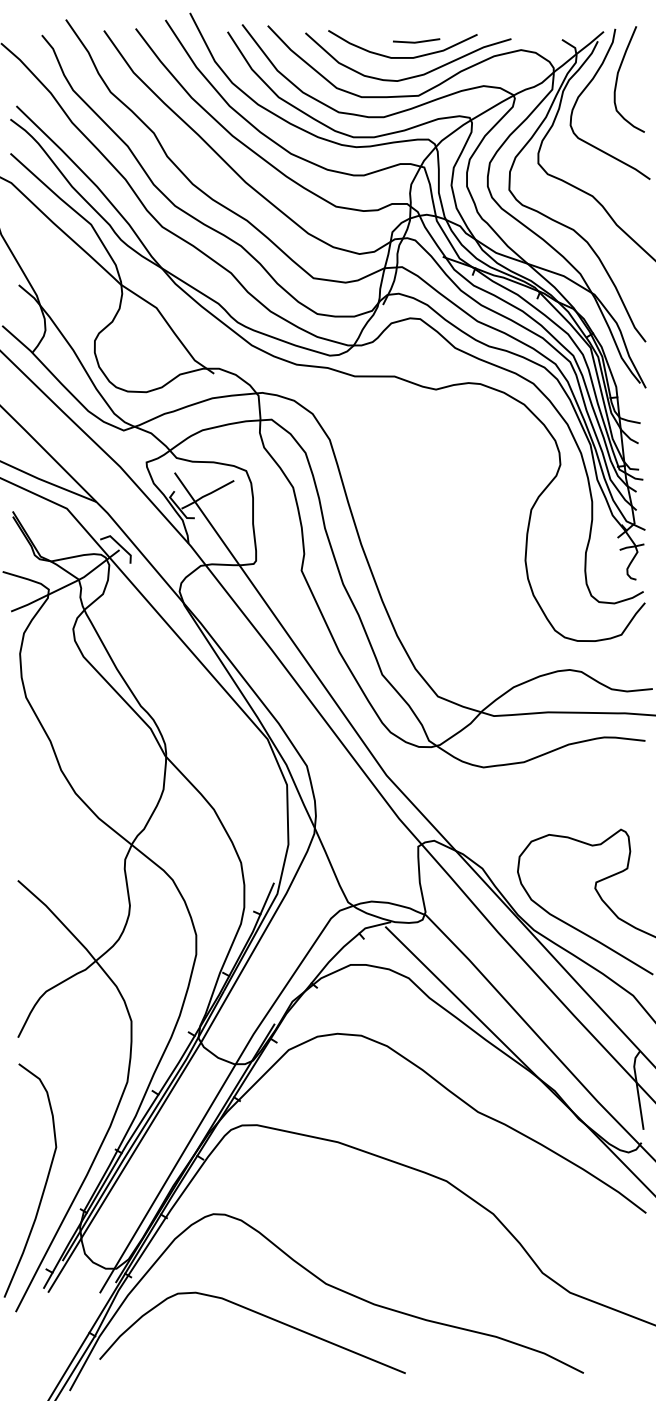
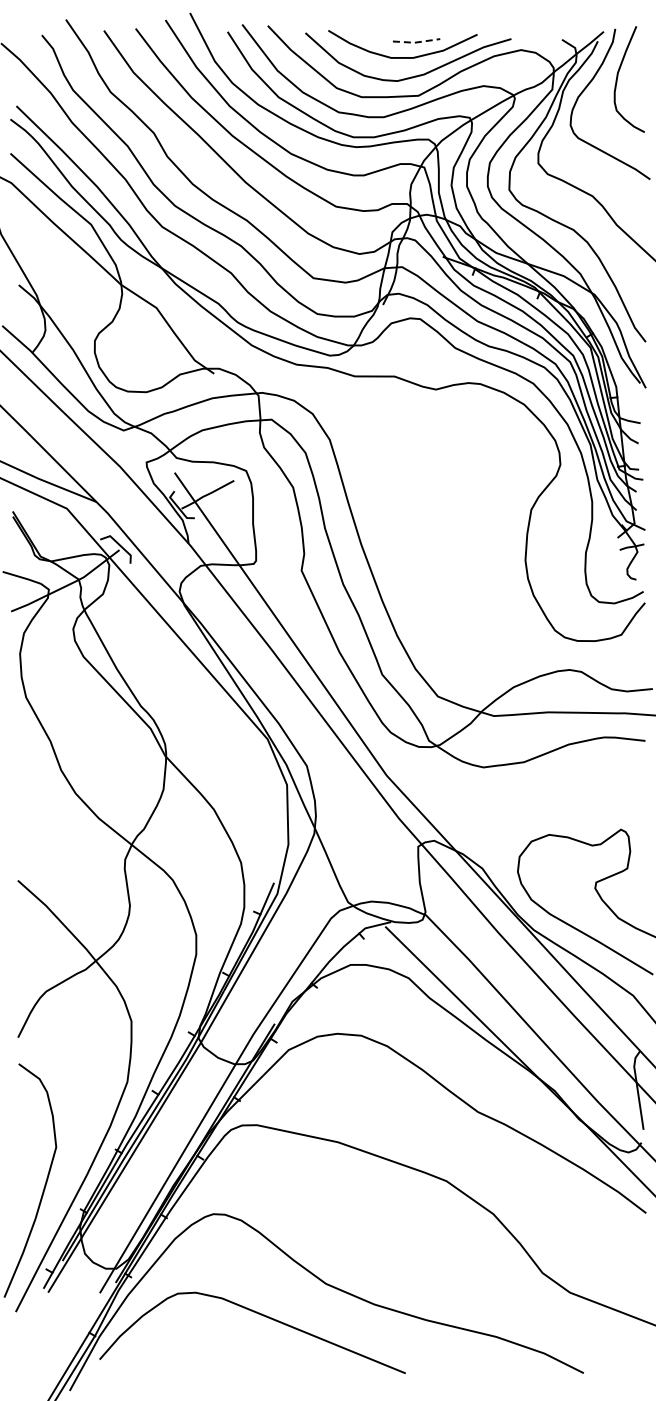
line: solid -> dashed (416, 42)
